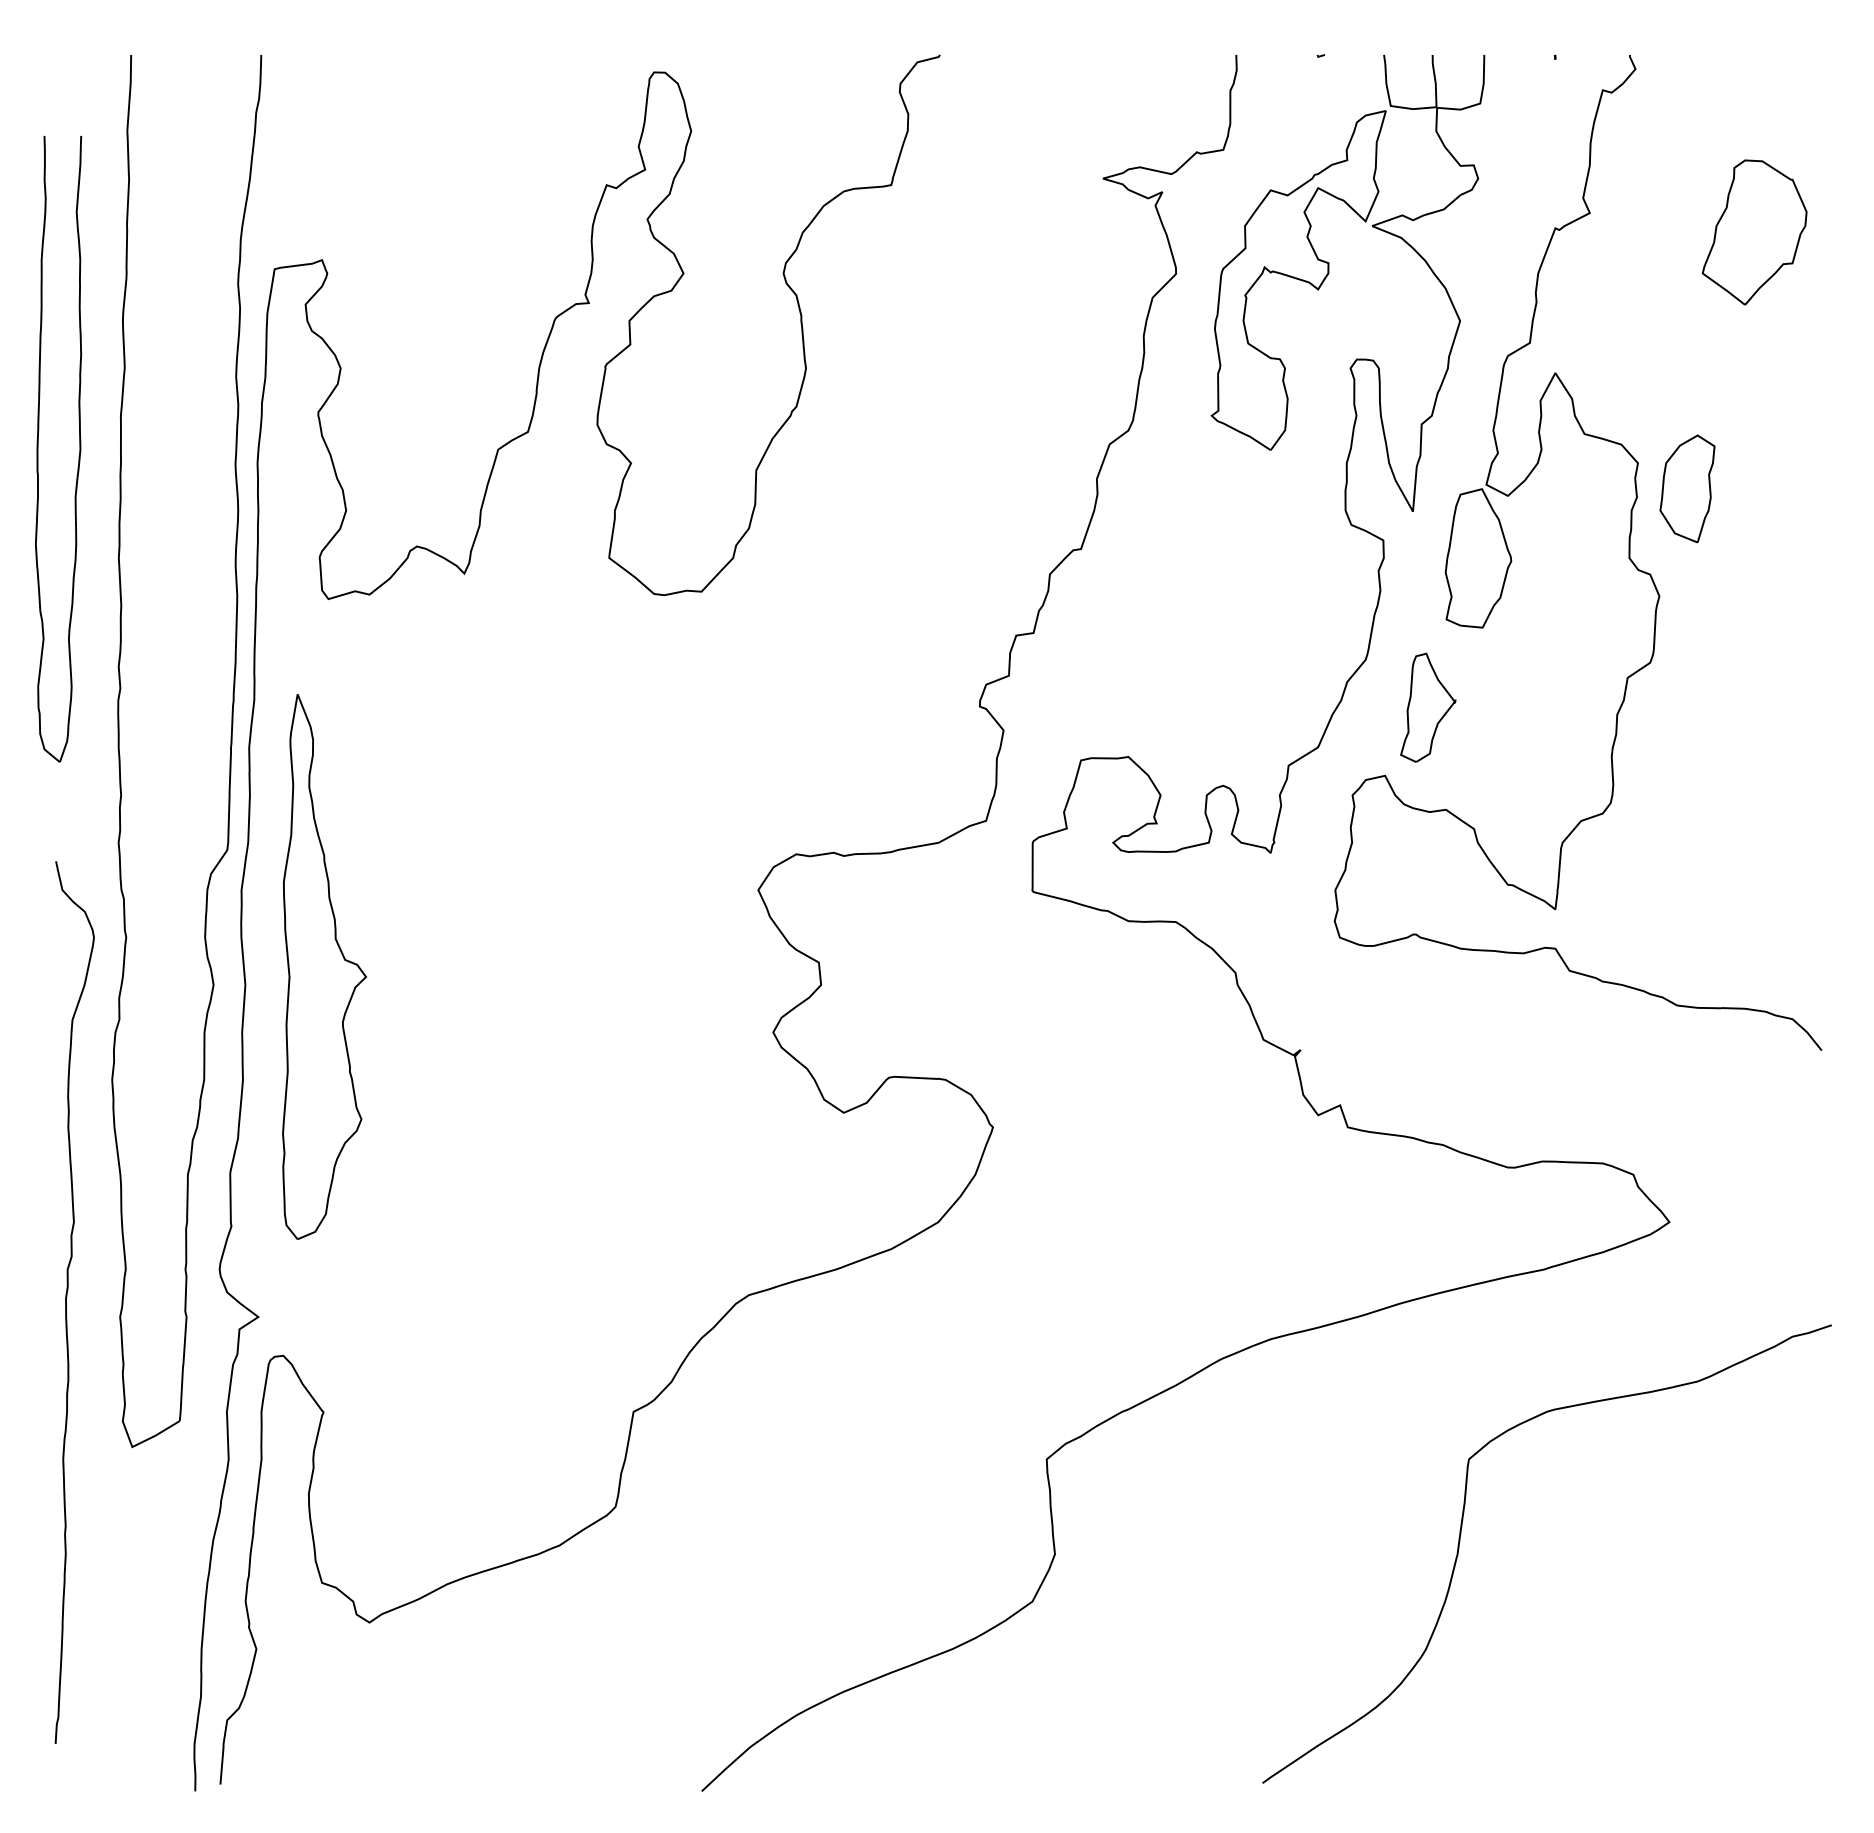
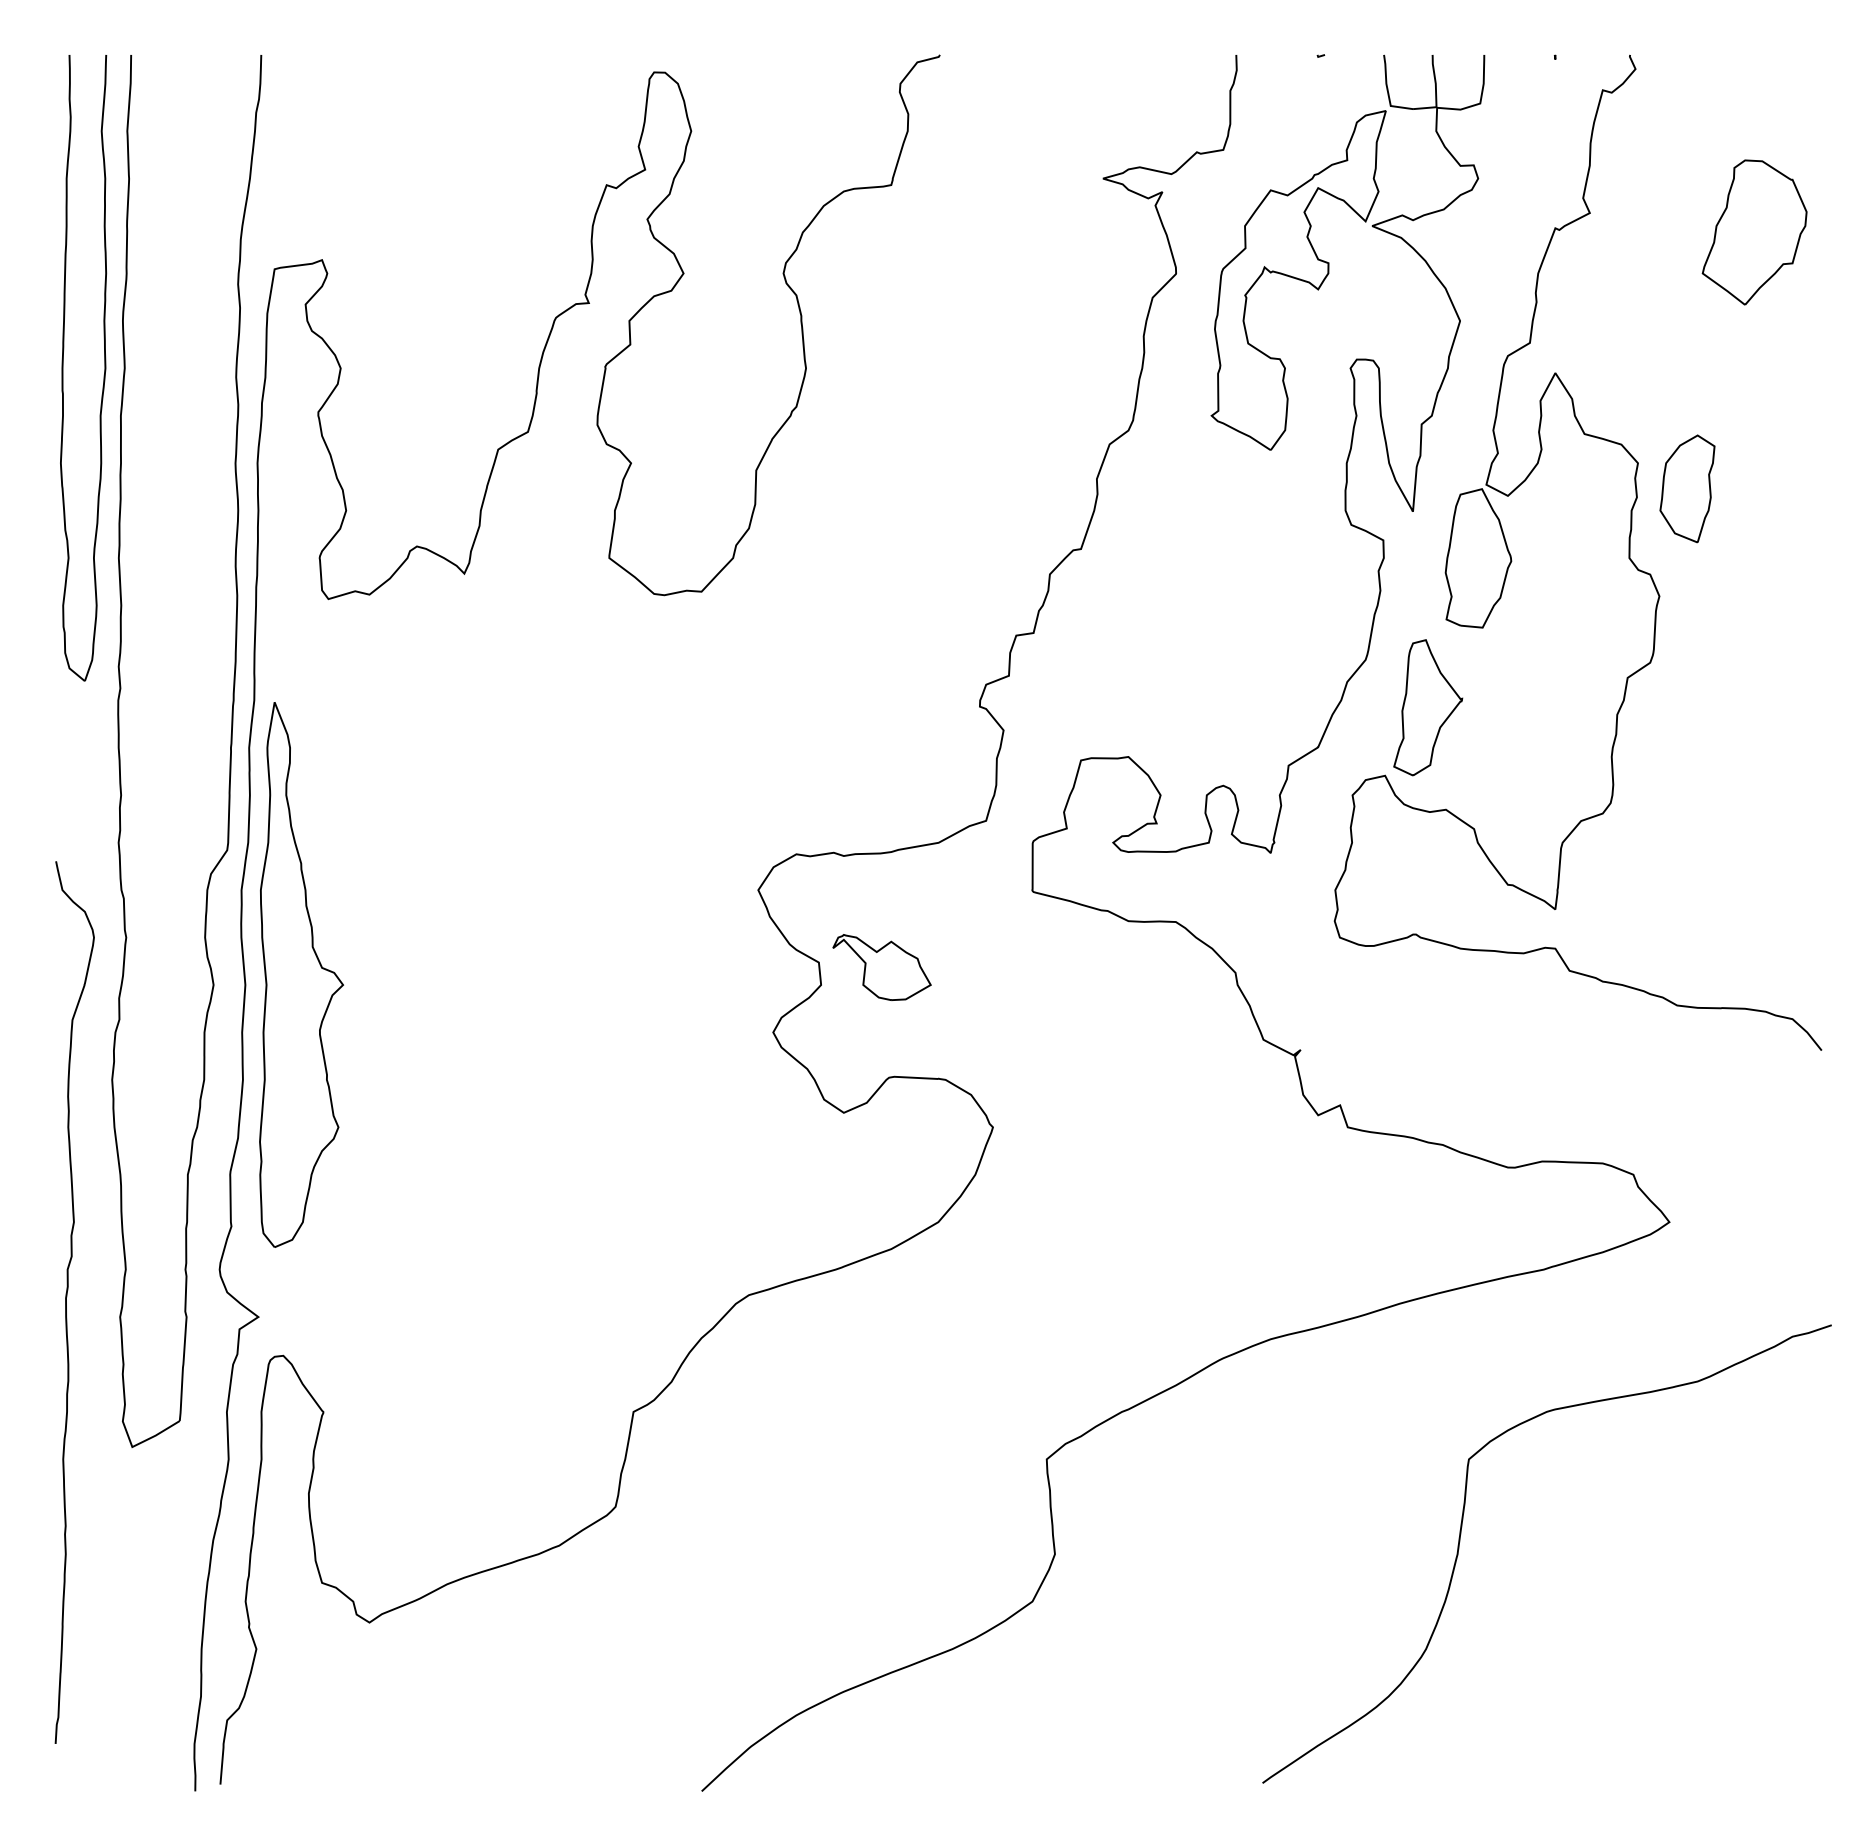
part position: (38, 449) -> (63, 368) (63, 368)
part size: 57x111 px -> 71x138 px (1428, 707)
part position: (324, 966) -> (301, 974) (301, 974)
part: none -> present (881, 967)
